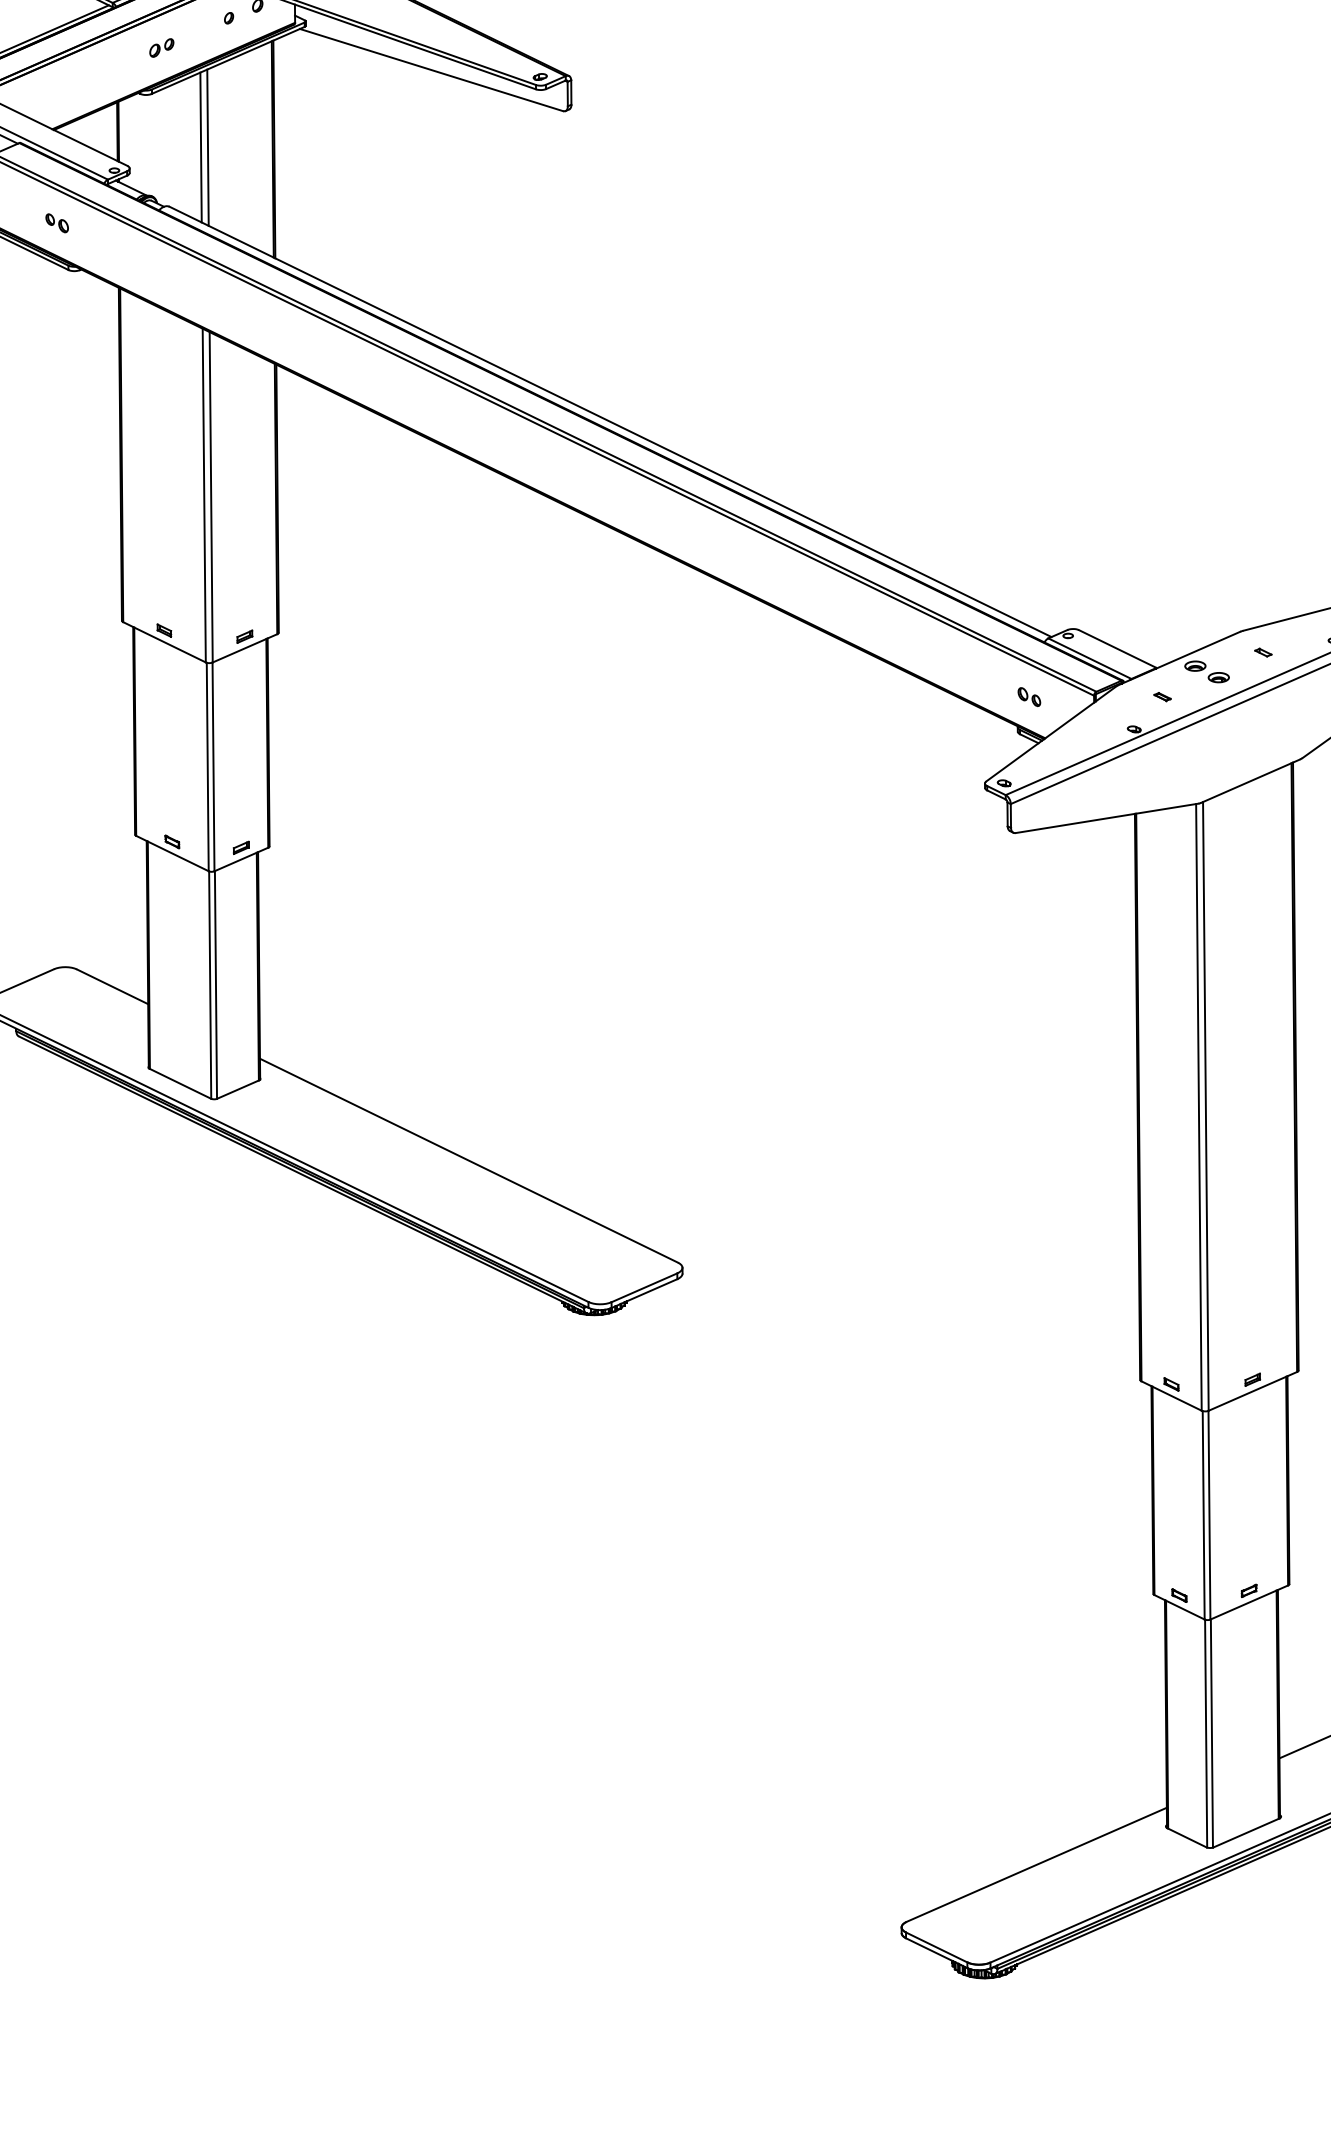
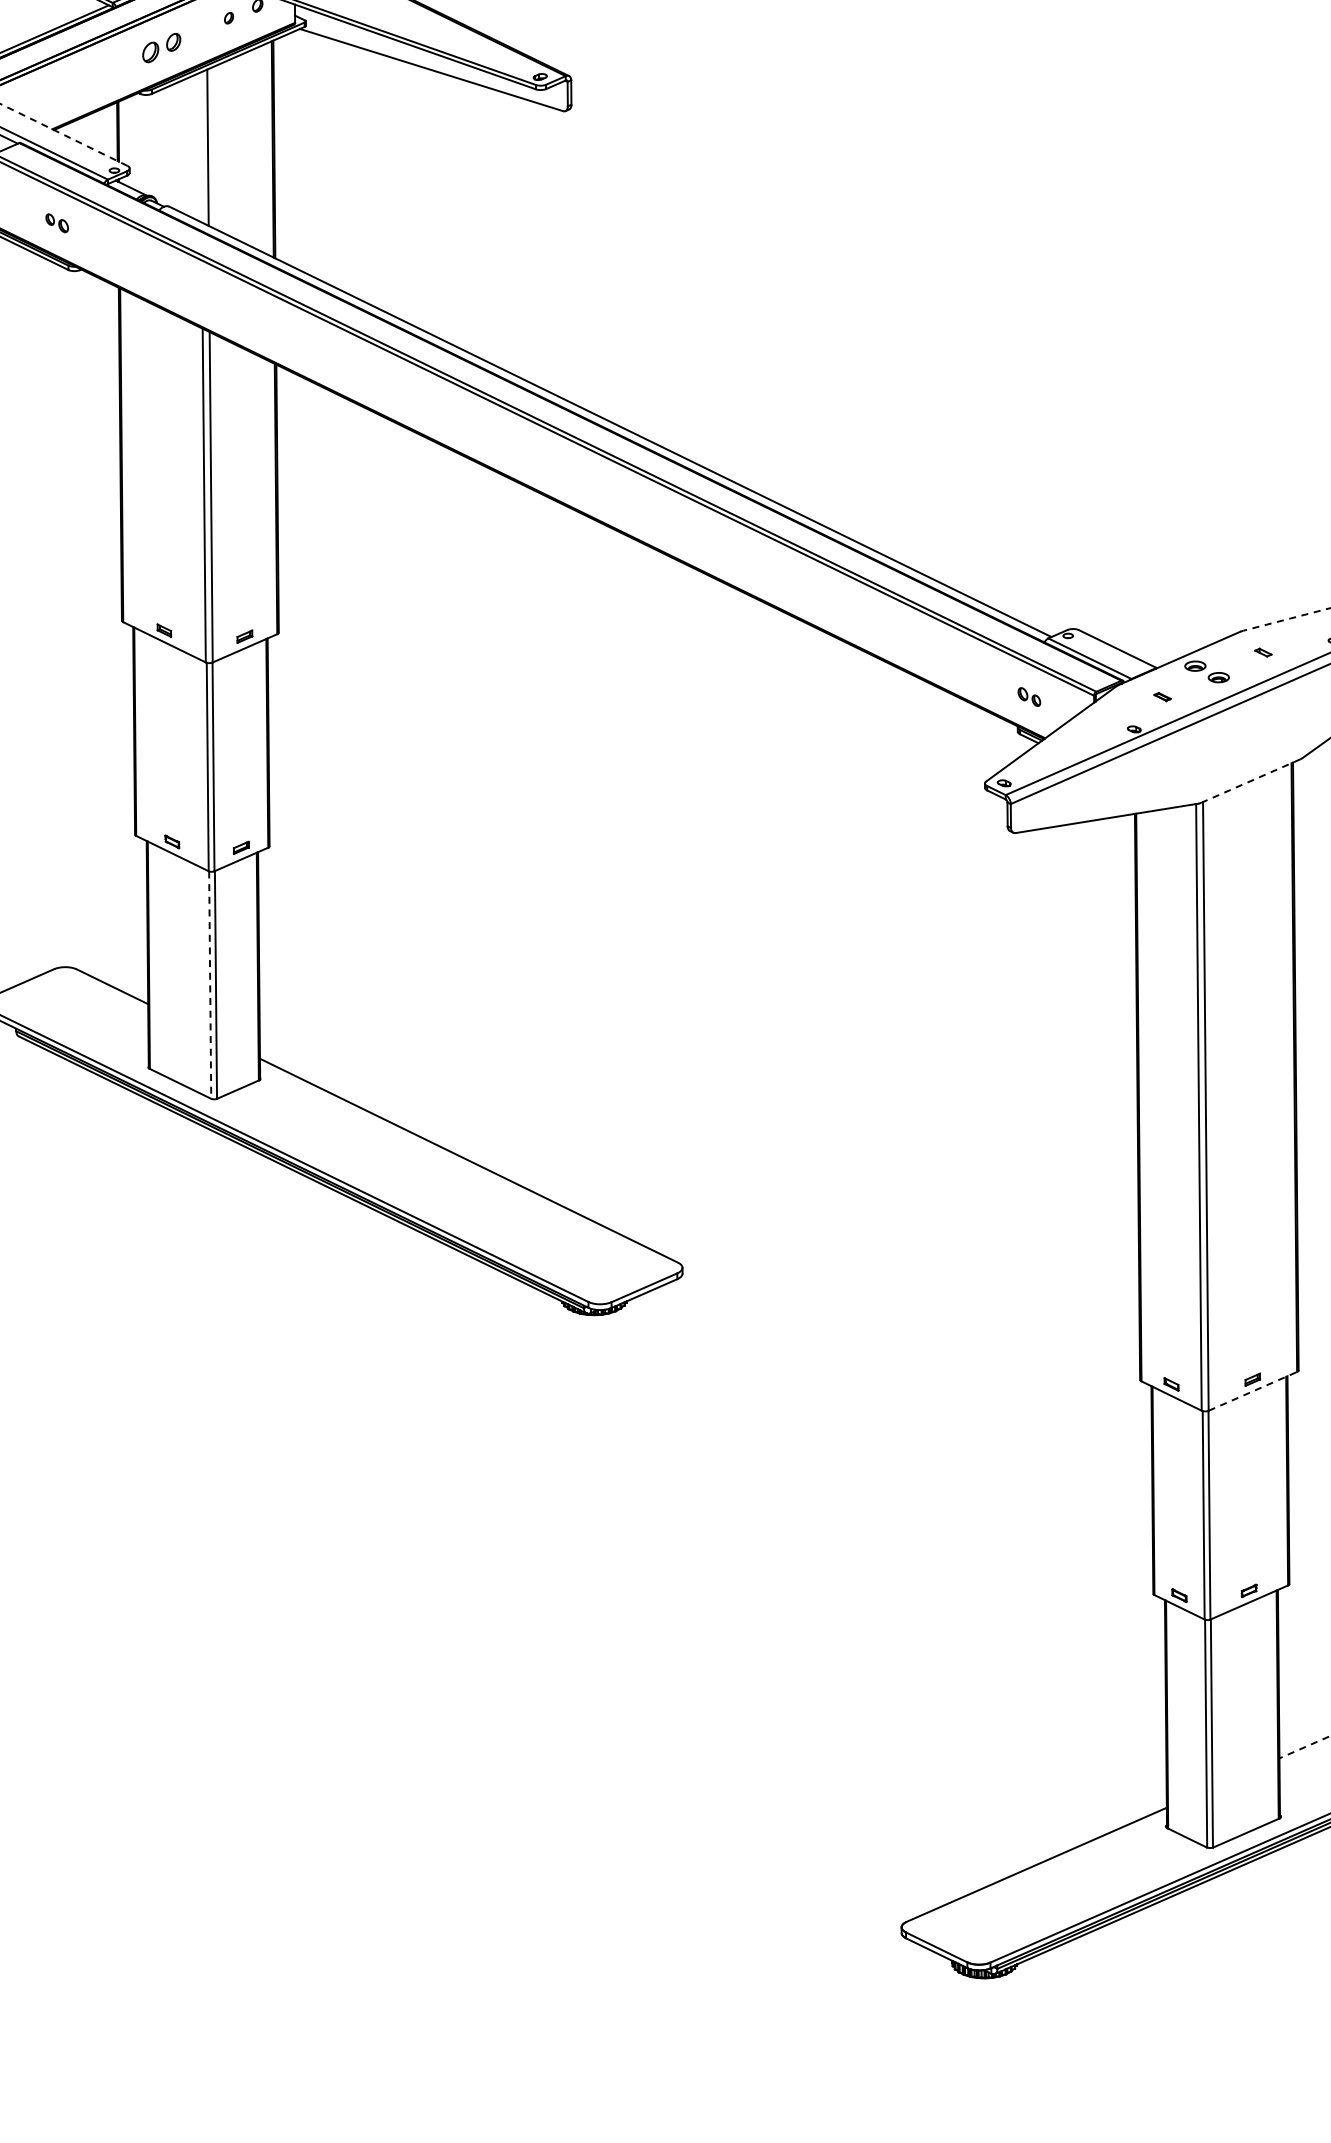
part size: 26x20 px -> 40x31 px (161, 48)
line: solid -> dashed (63, 134)
line: present -> none (200, 147)
line: solid -> dashed (1287, 619)
line: solid -> dashed (1251, 780)
line: solid -> dashed (210, 985)
line: solid -> dashed (1253, 1391)
line: solid -> dashed (1305, 1747)
